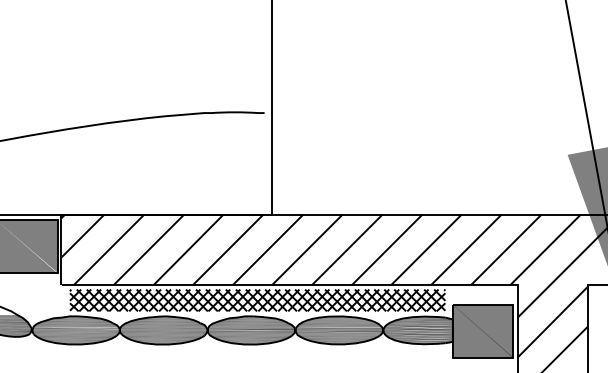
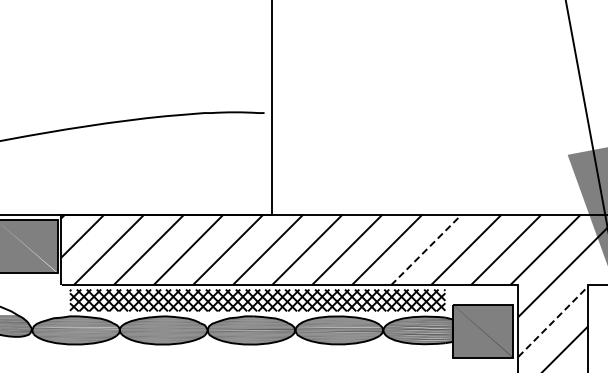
line: solid -> dashed (426, 249)
line: solid -> dashed (553, 321)
